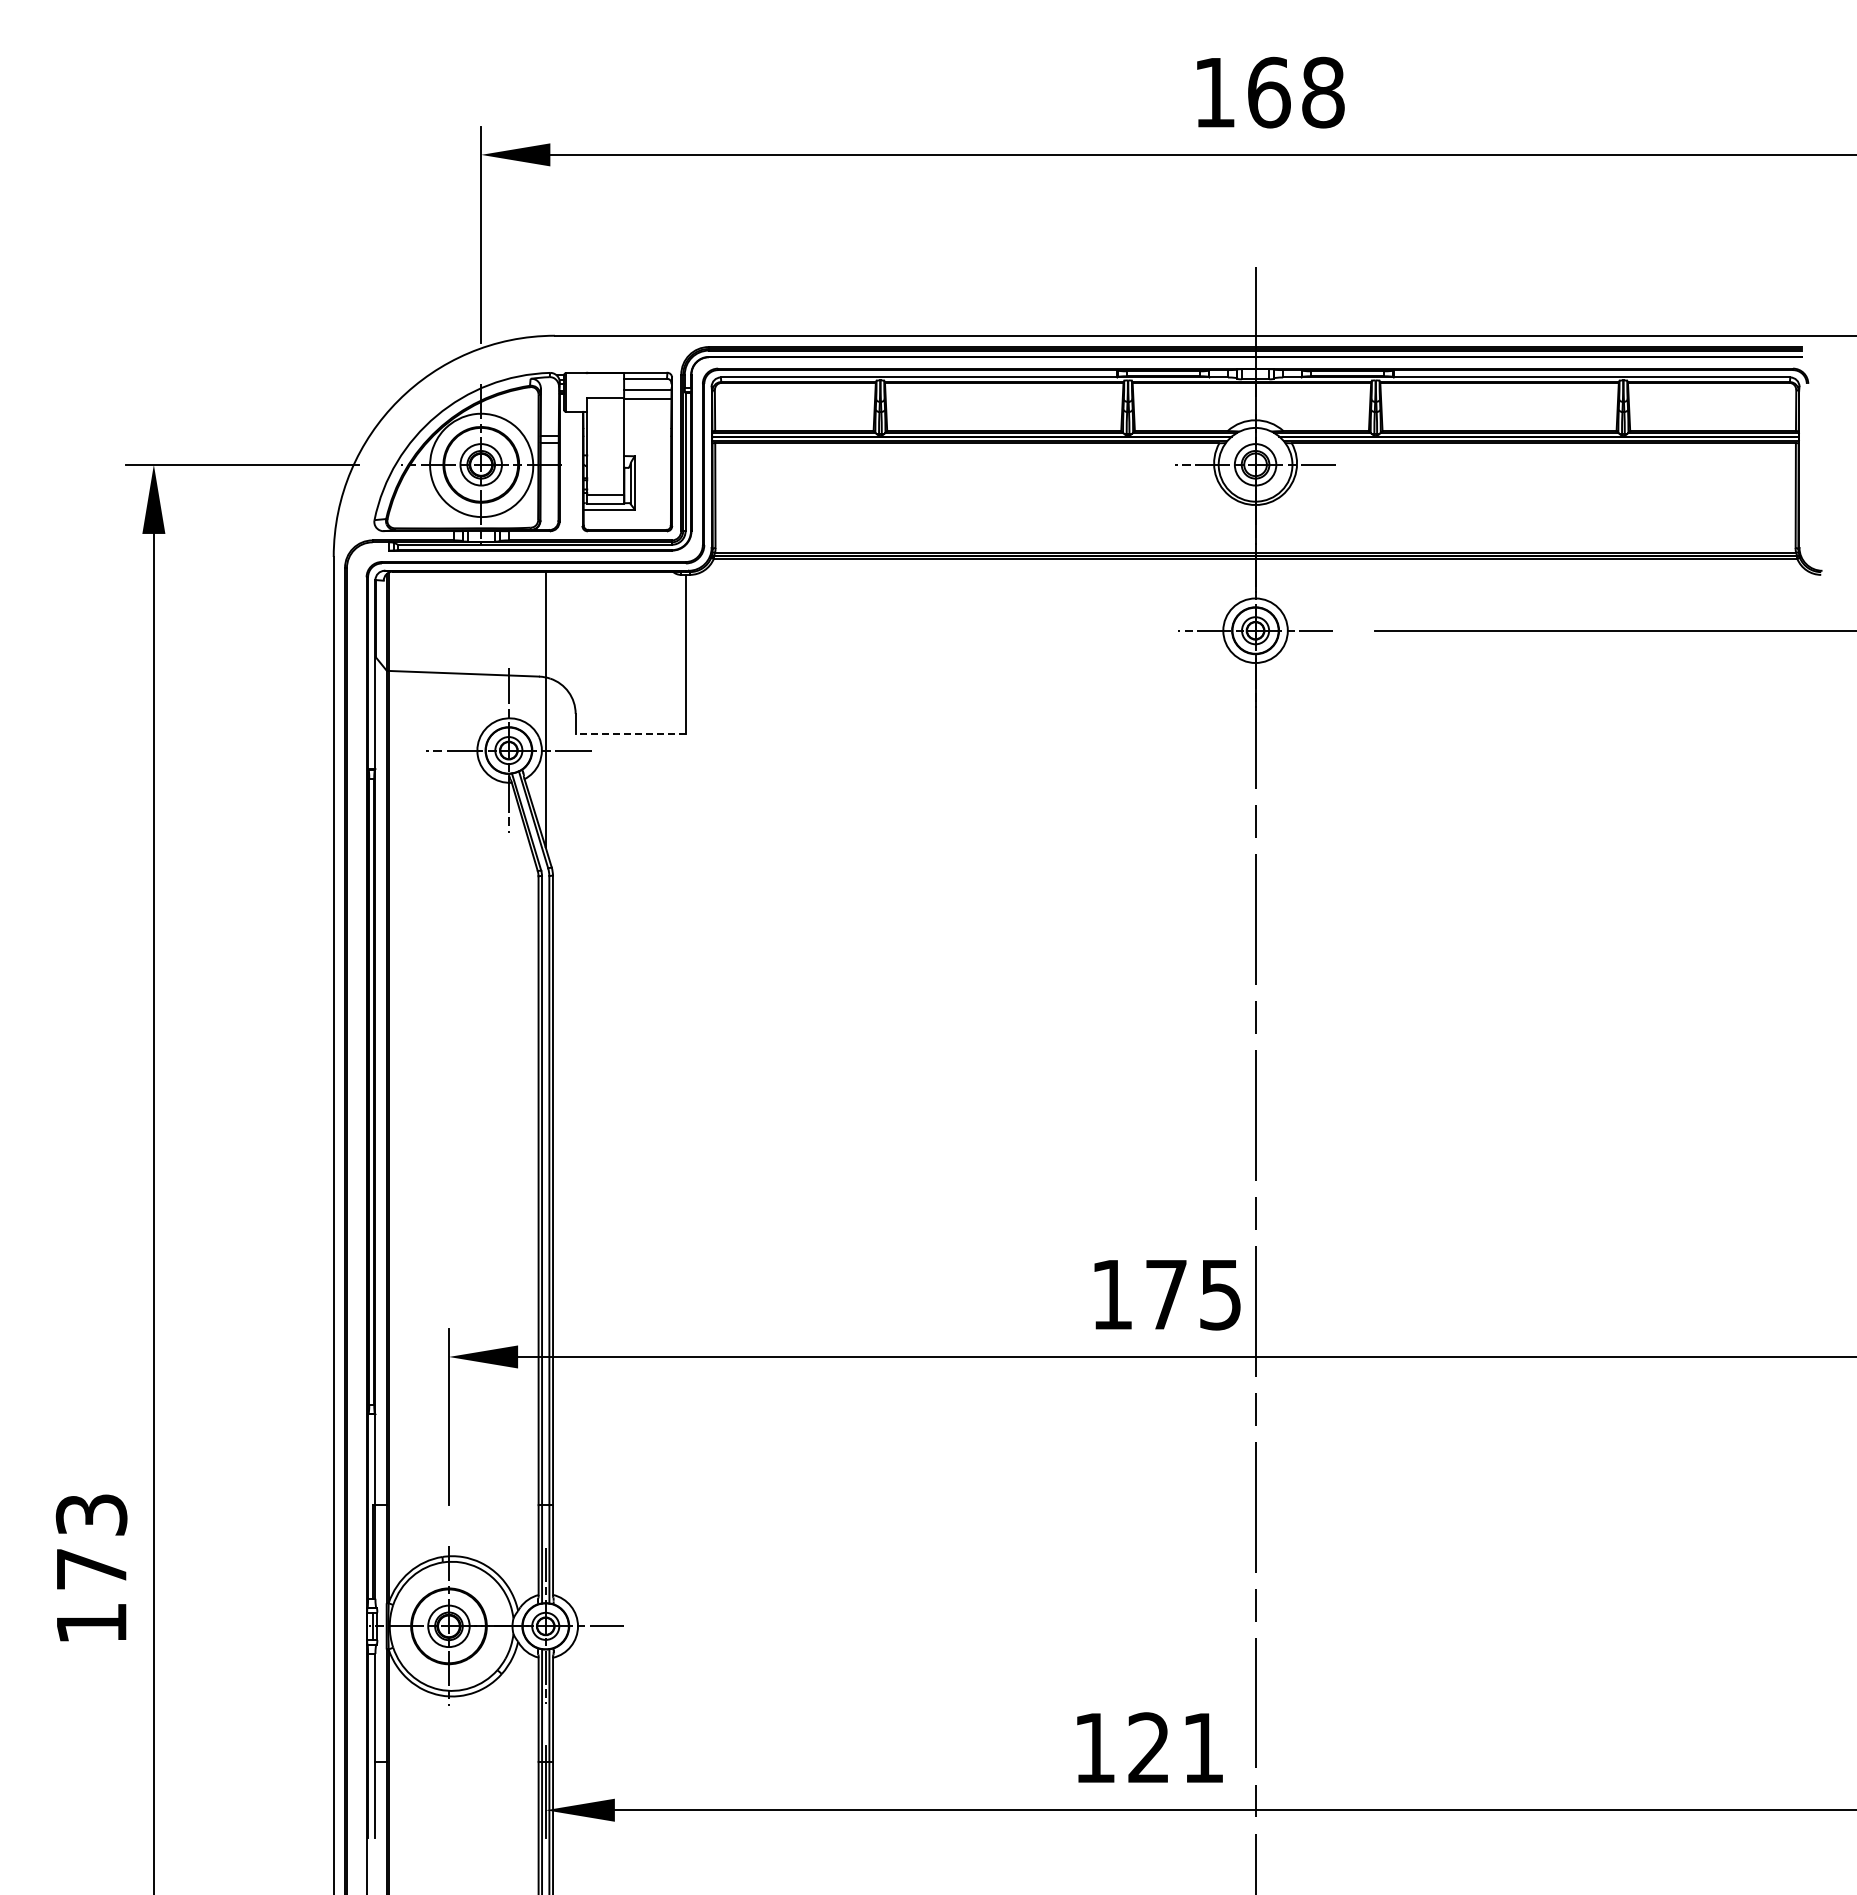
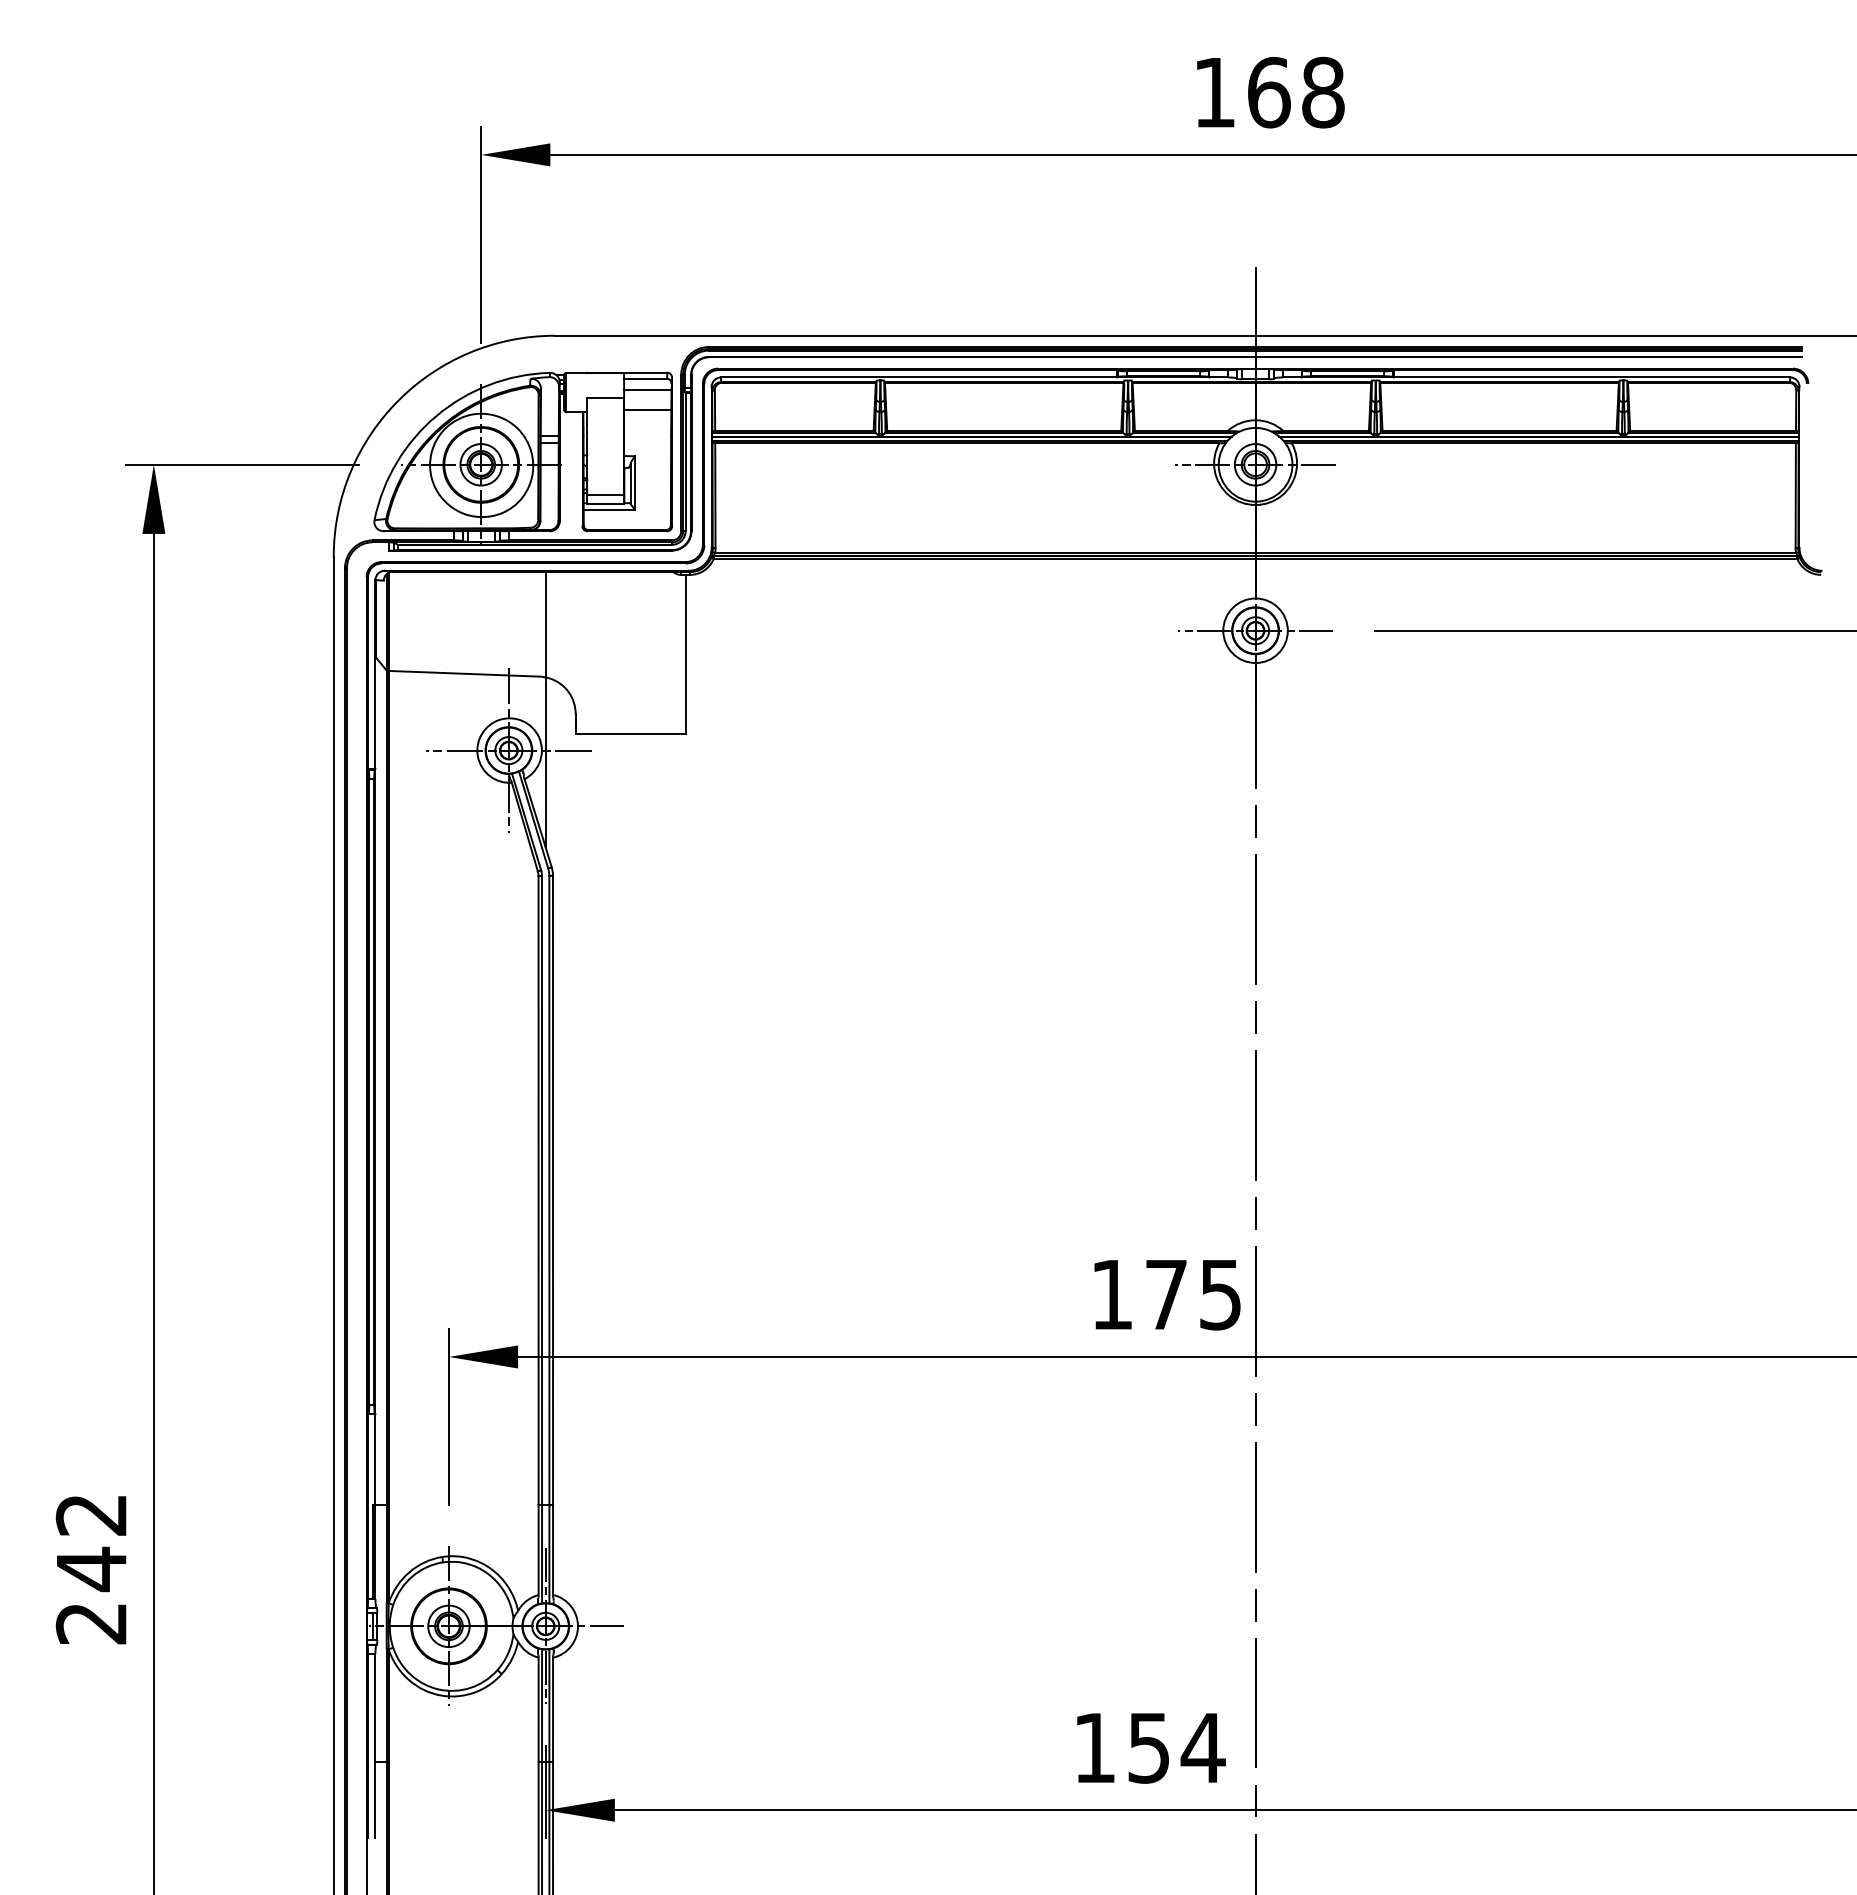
line position: (647, 399) -> (647, 410) (647, 410)
line: dashed -> solid (630, 733)
text: 173 -> 242 (91, 1569)
text: 121 -> 154 (1176, 1747)
